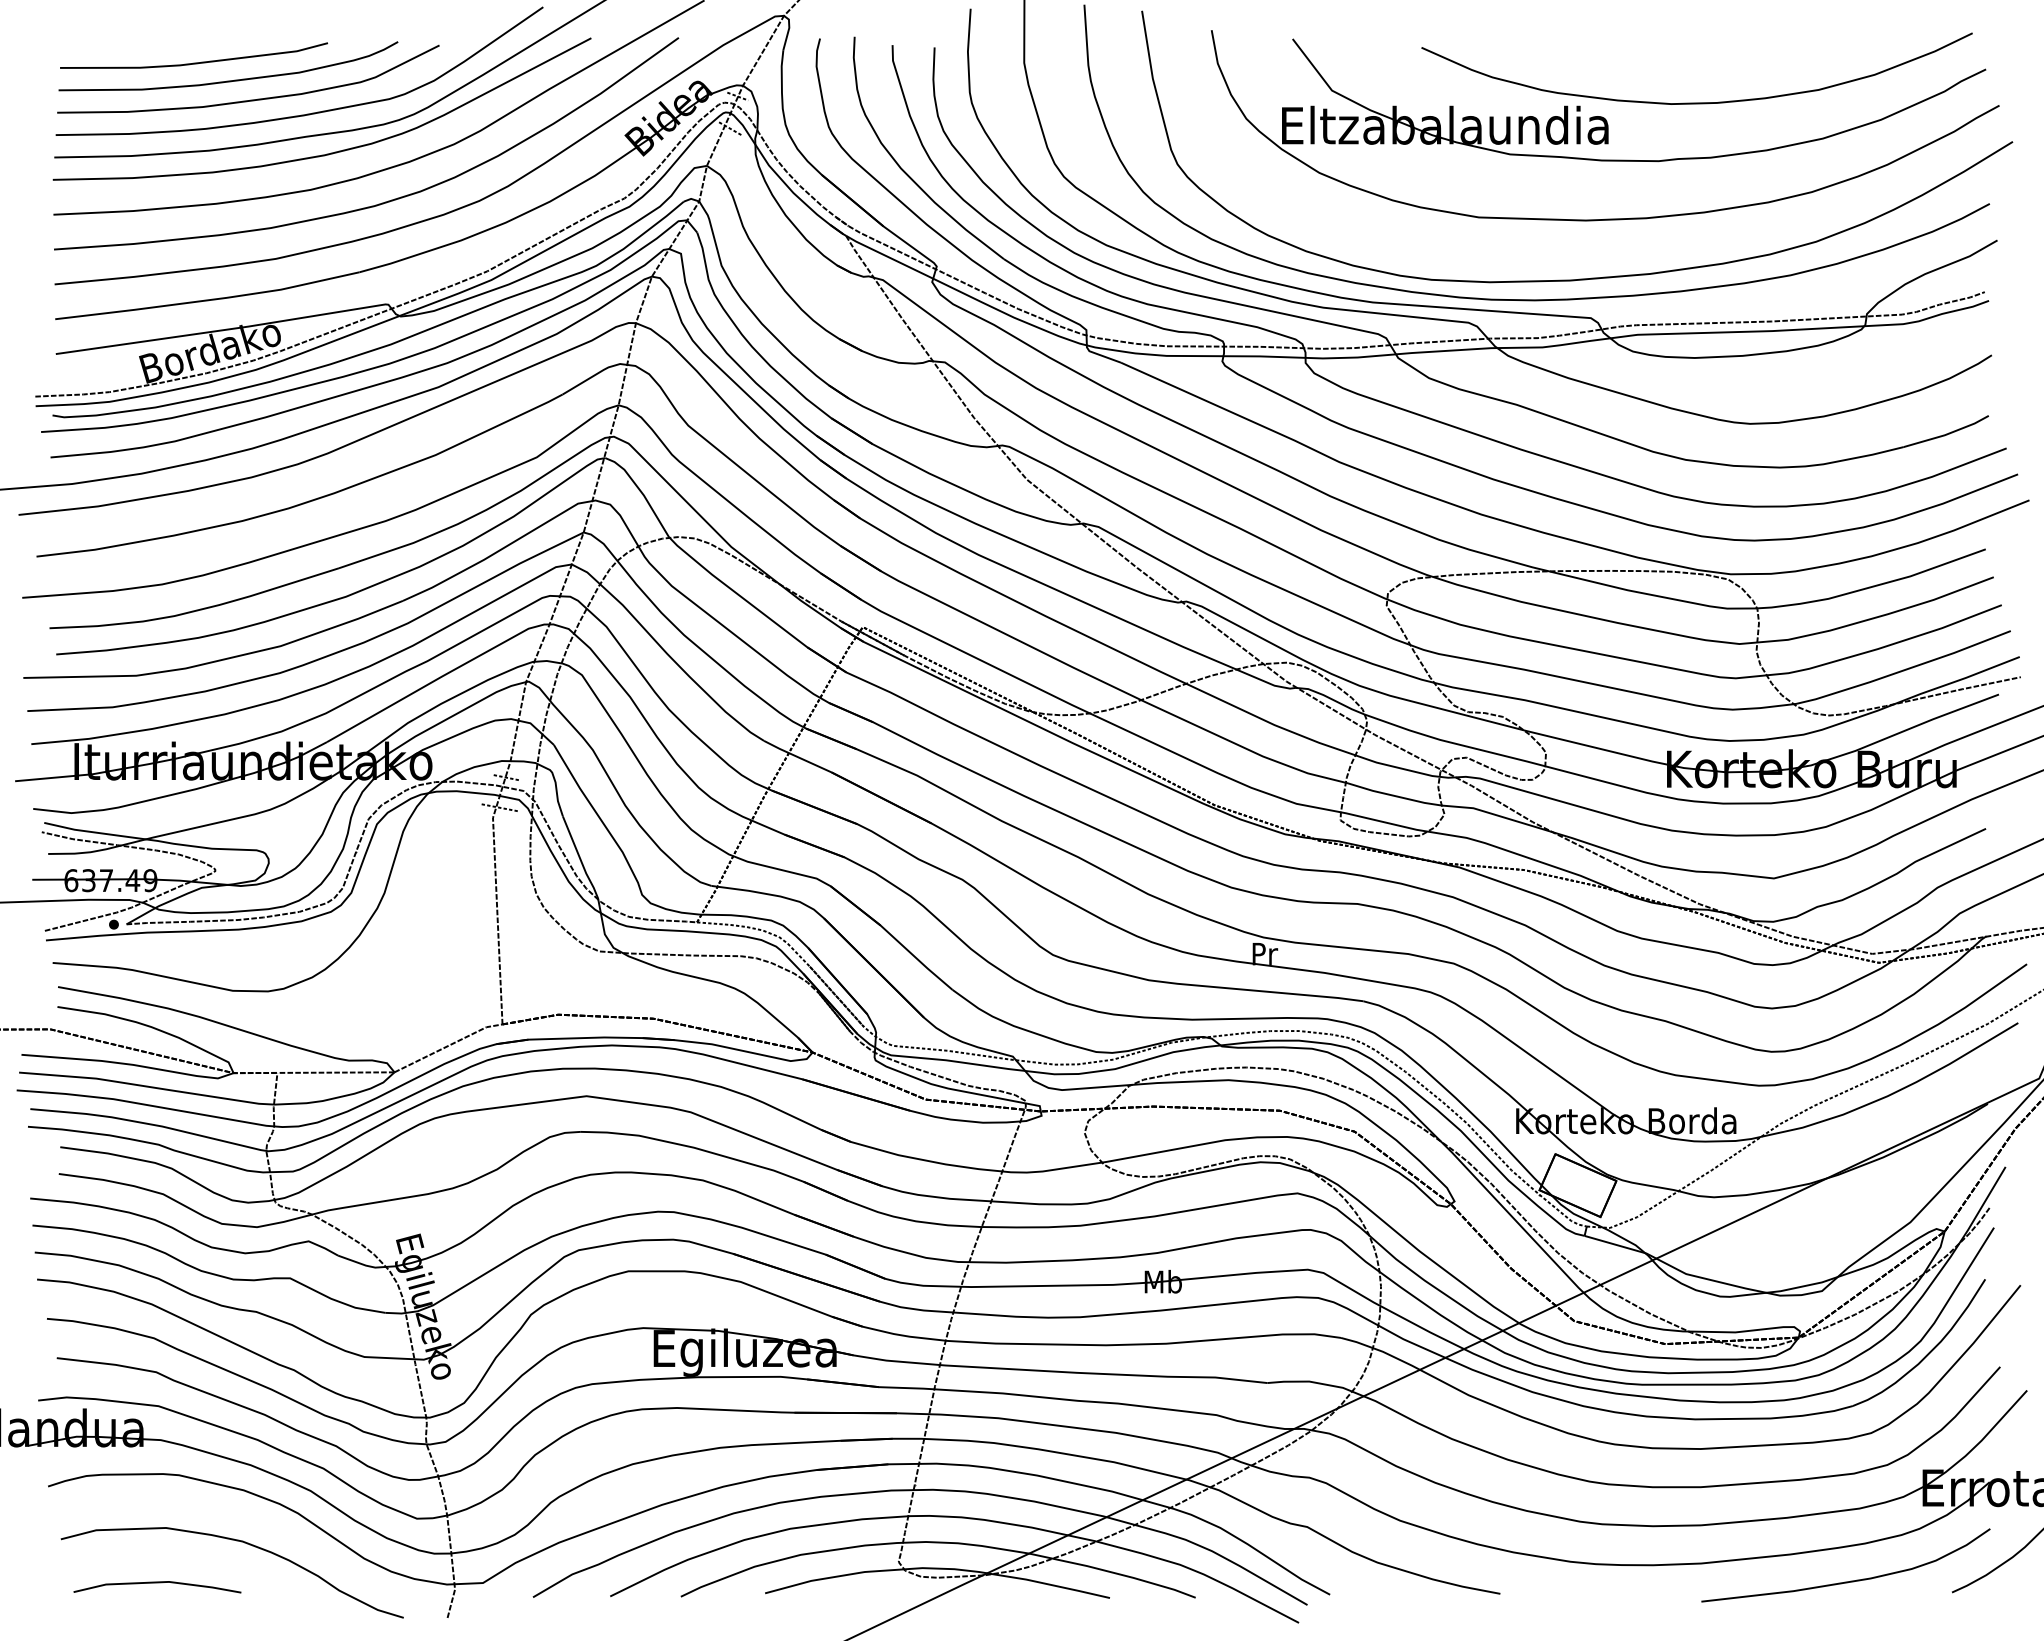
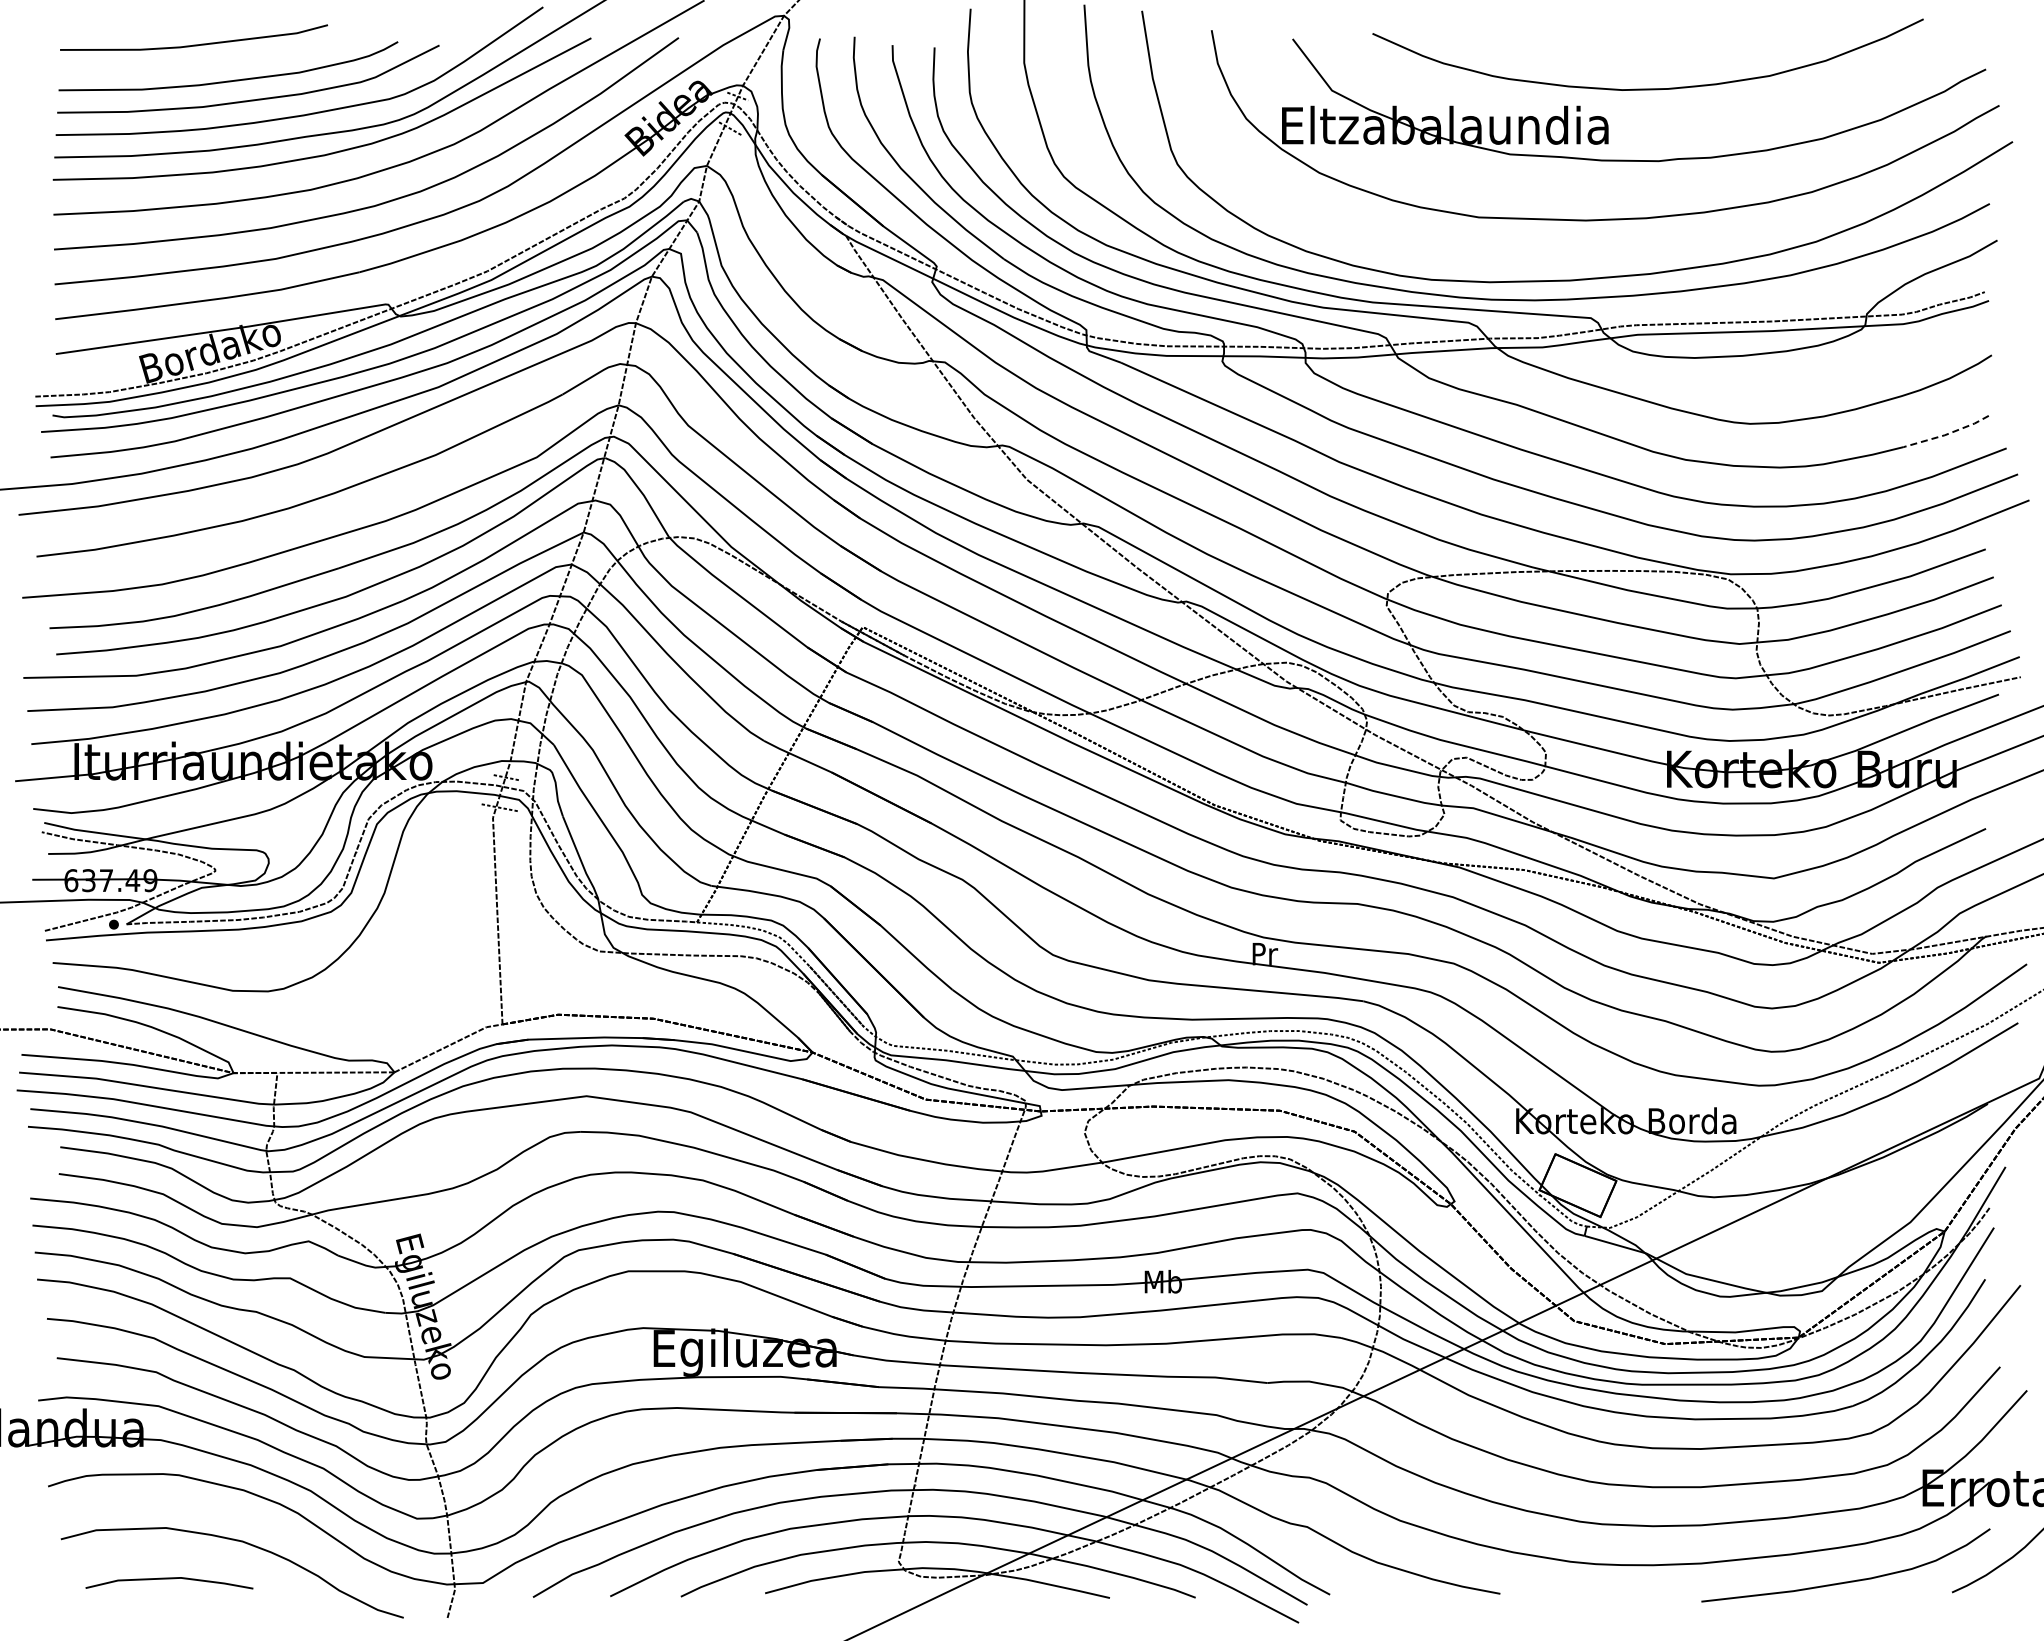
curve position: (193, 62) -> (193, 44) (193, 44)
curve position: (1696, 102) -> (1647, 88) (1647, 88)
line: solid -> dashed (1947, 434)
curve position: (157, 1583) -> (169, 1579) (169, 1579)
